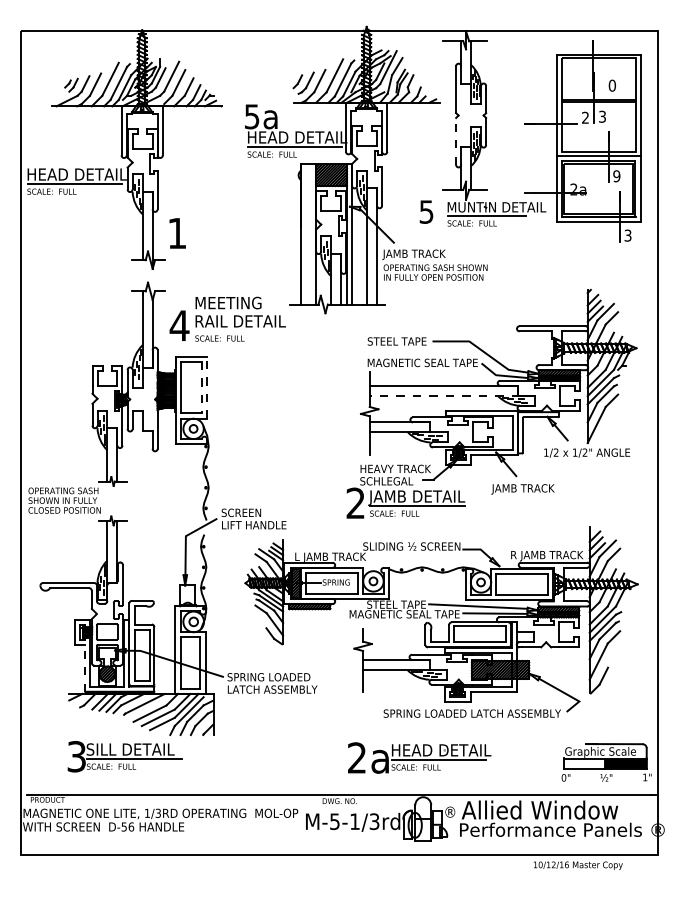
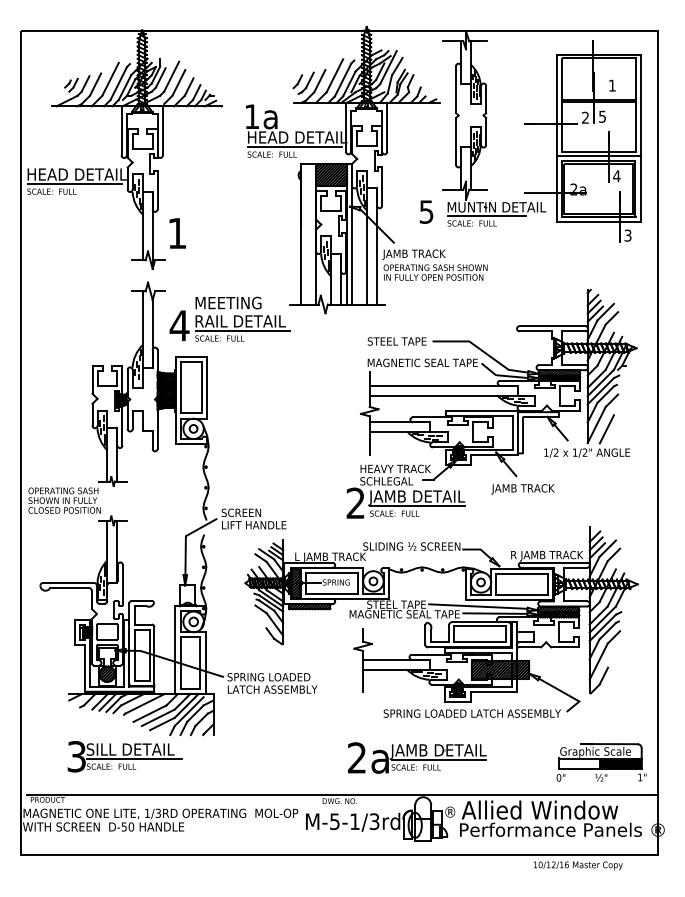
text: 0 -> 1 (611, 85)
text: 5a -> 1a (252, 116)
text: 3 -> 5 (602, 116)
line: dashed -> solid (456, 140)
text: 9 -> 4 (616, 176)
line: none -> present (242, 331)
line: dashed -> solid (201, 387)
line: dashed -> solid (207, 387)
line: dashed -> solid (444, 395)
line: none -> present (606, 429)
line: dashed -> solid (85, 668)
text: HEAD DETAIL -> JAMB DETAIL (440, 751)
part position: (606, 762) -> (601, 762) (601, 762)
text: D-56 -> D-50 (131, 826)
